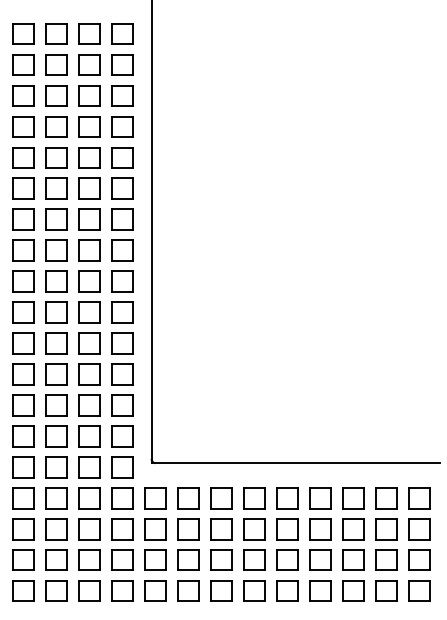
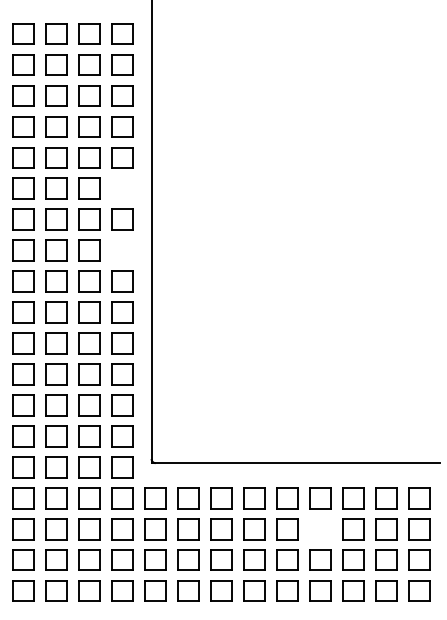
part: present -> none (122, 188)
part: present -> none (122, 250)
part: present -> none (320, 529)
